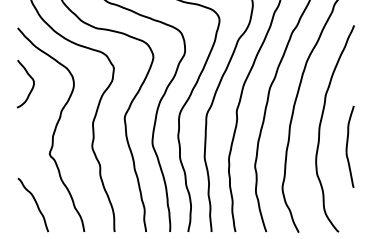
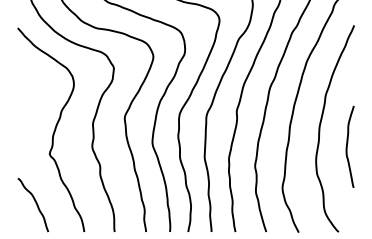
curve: present -> none (32, 85)
